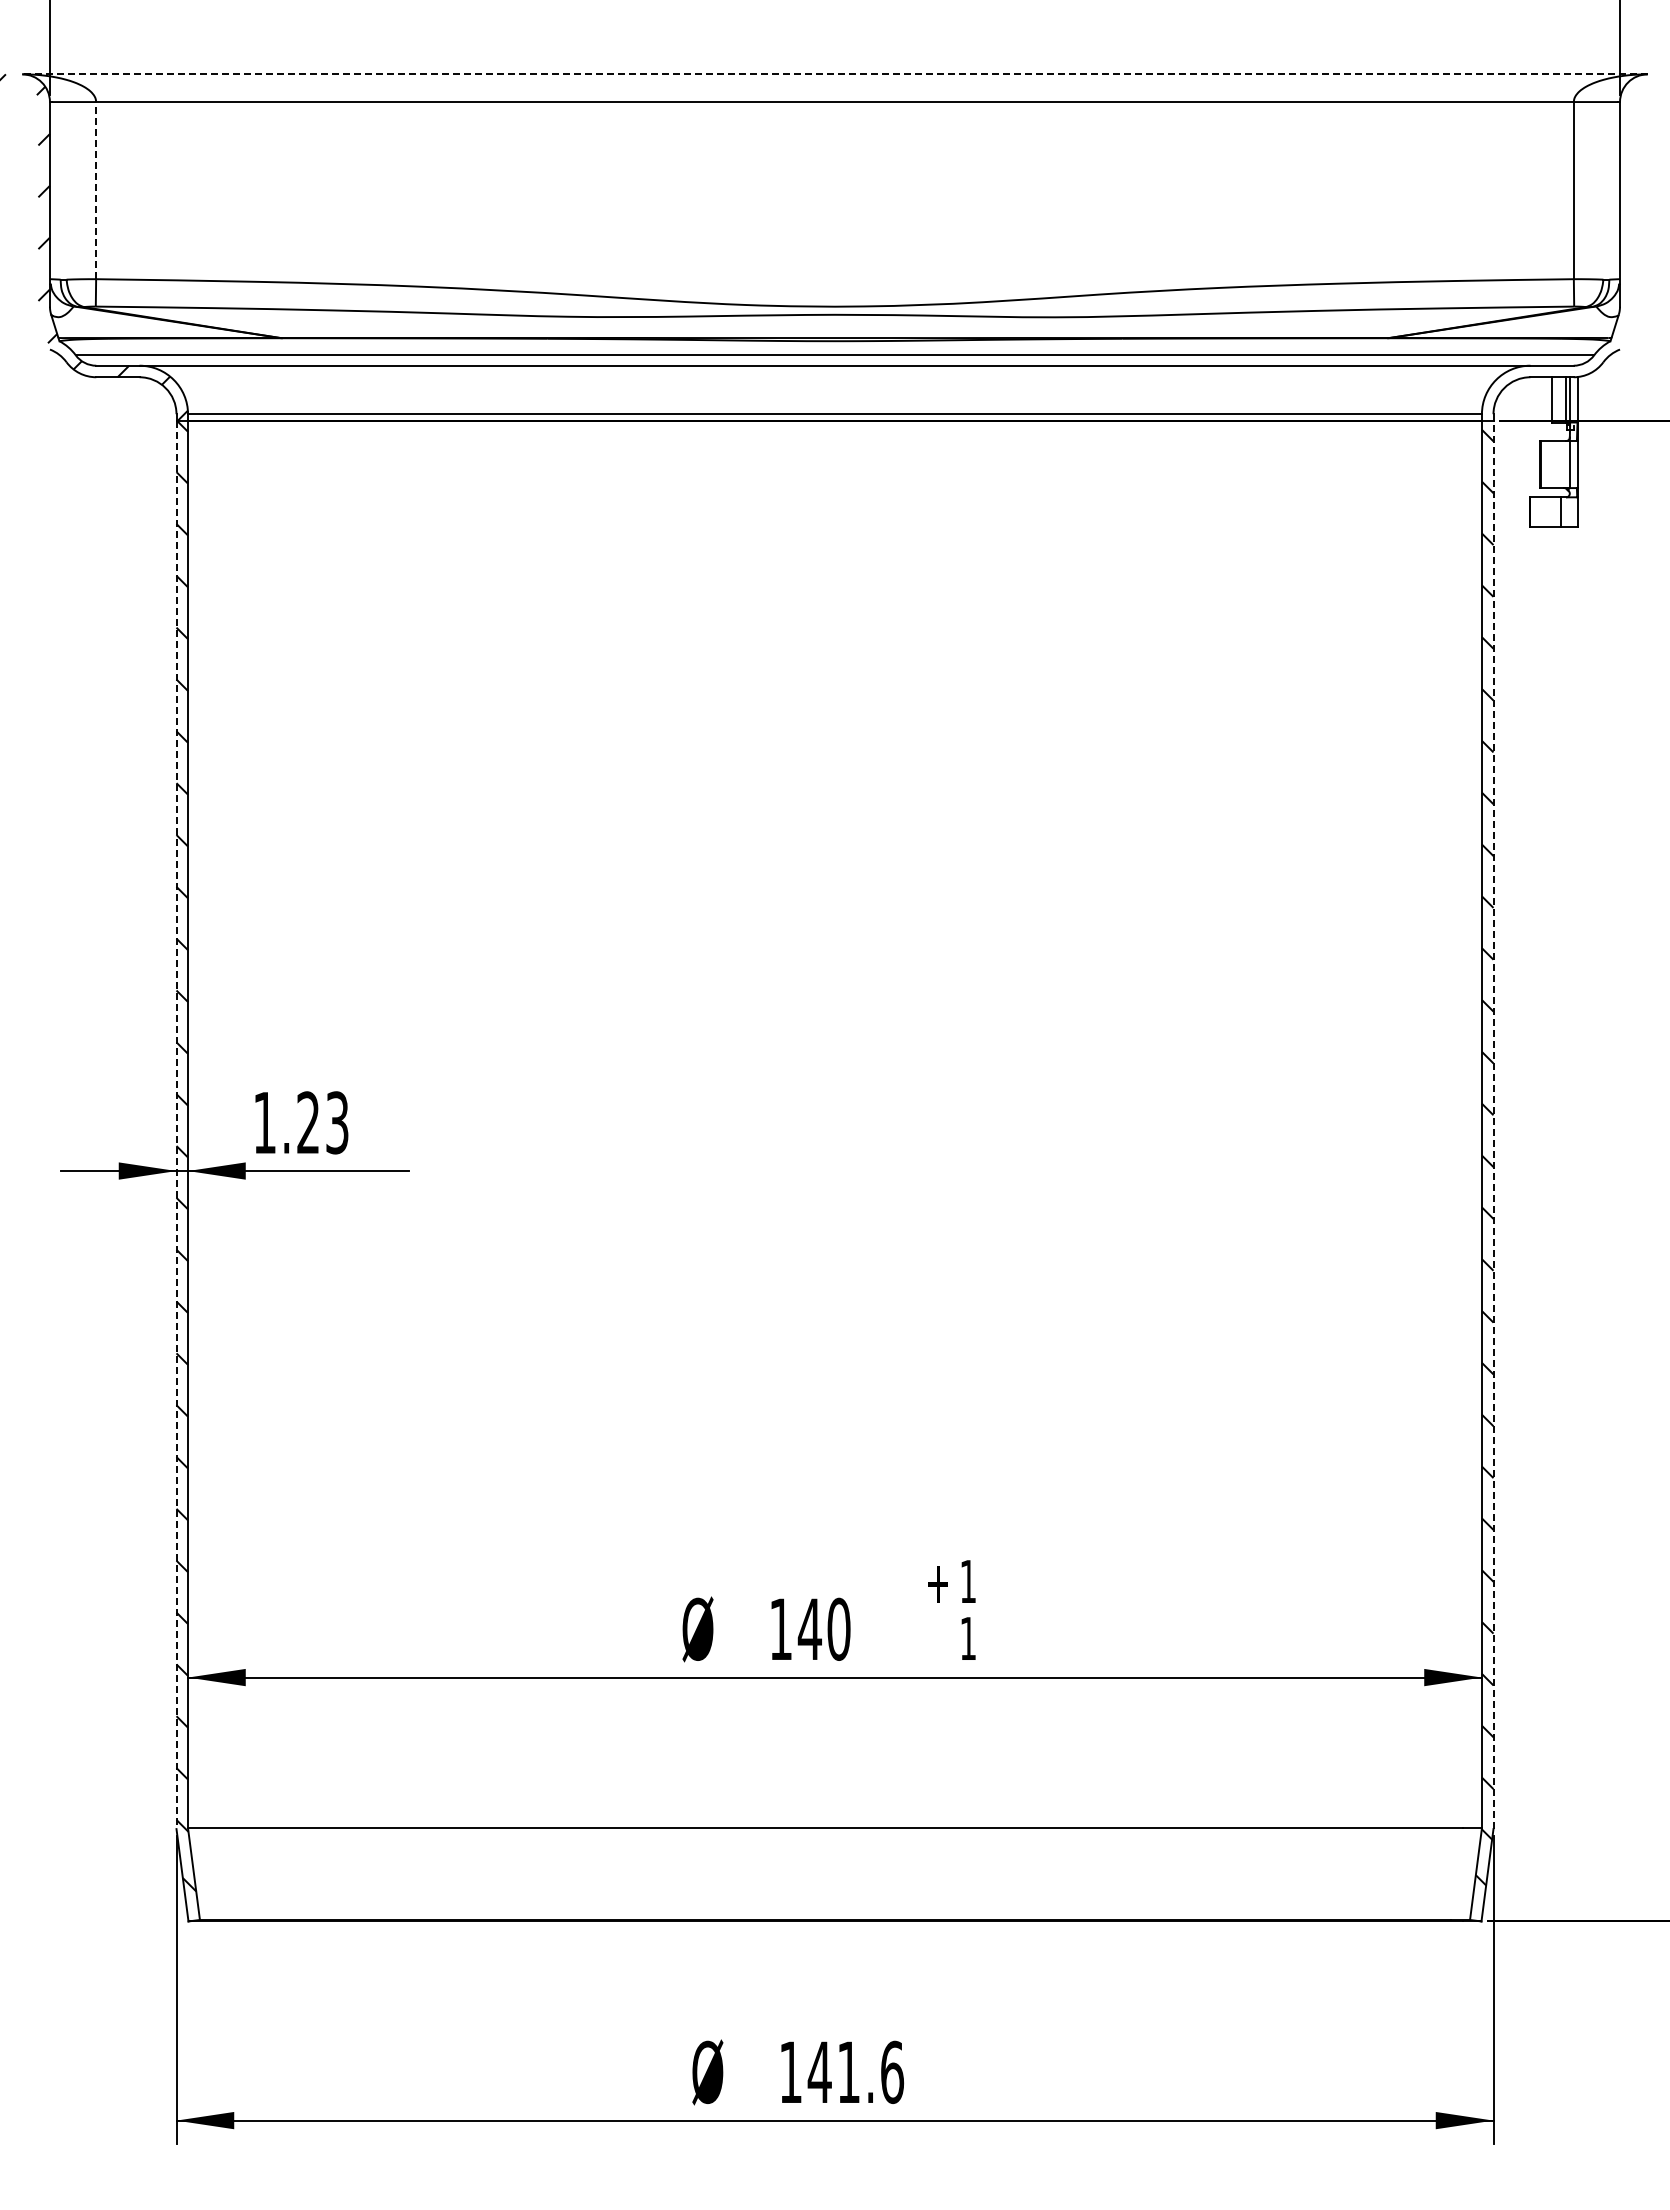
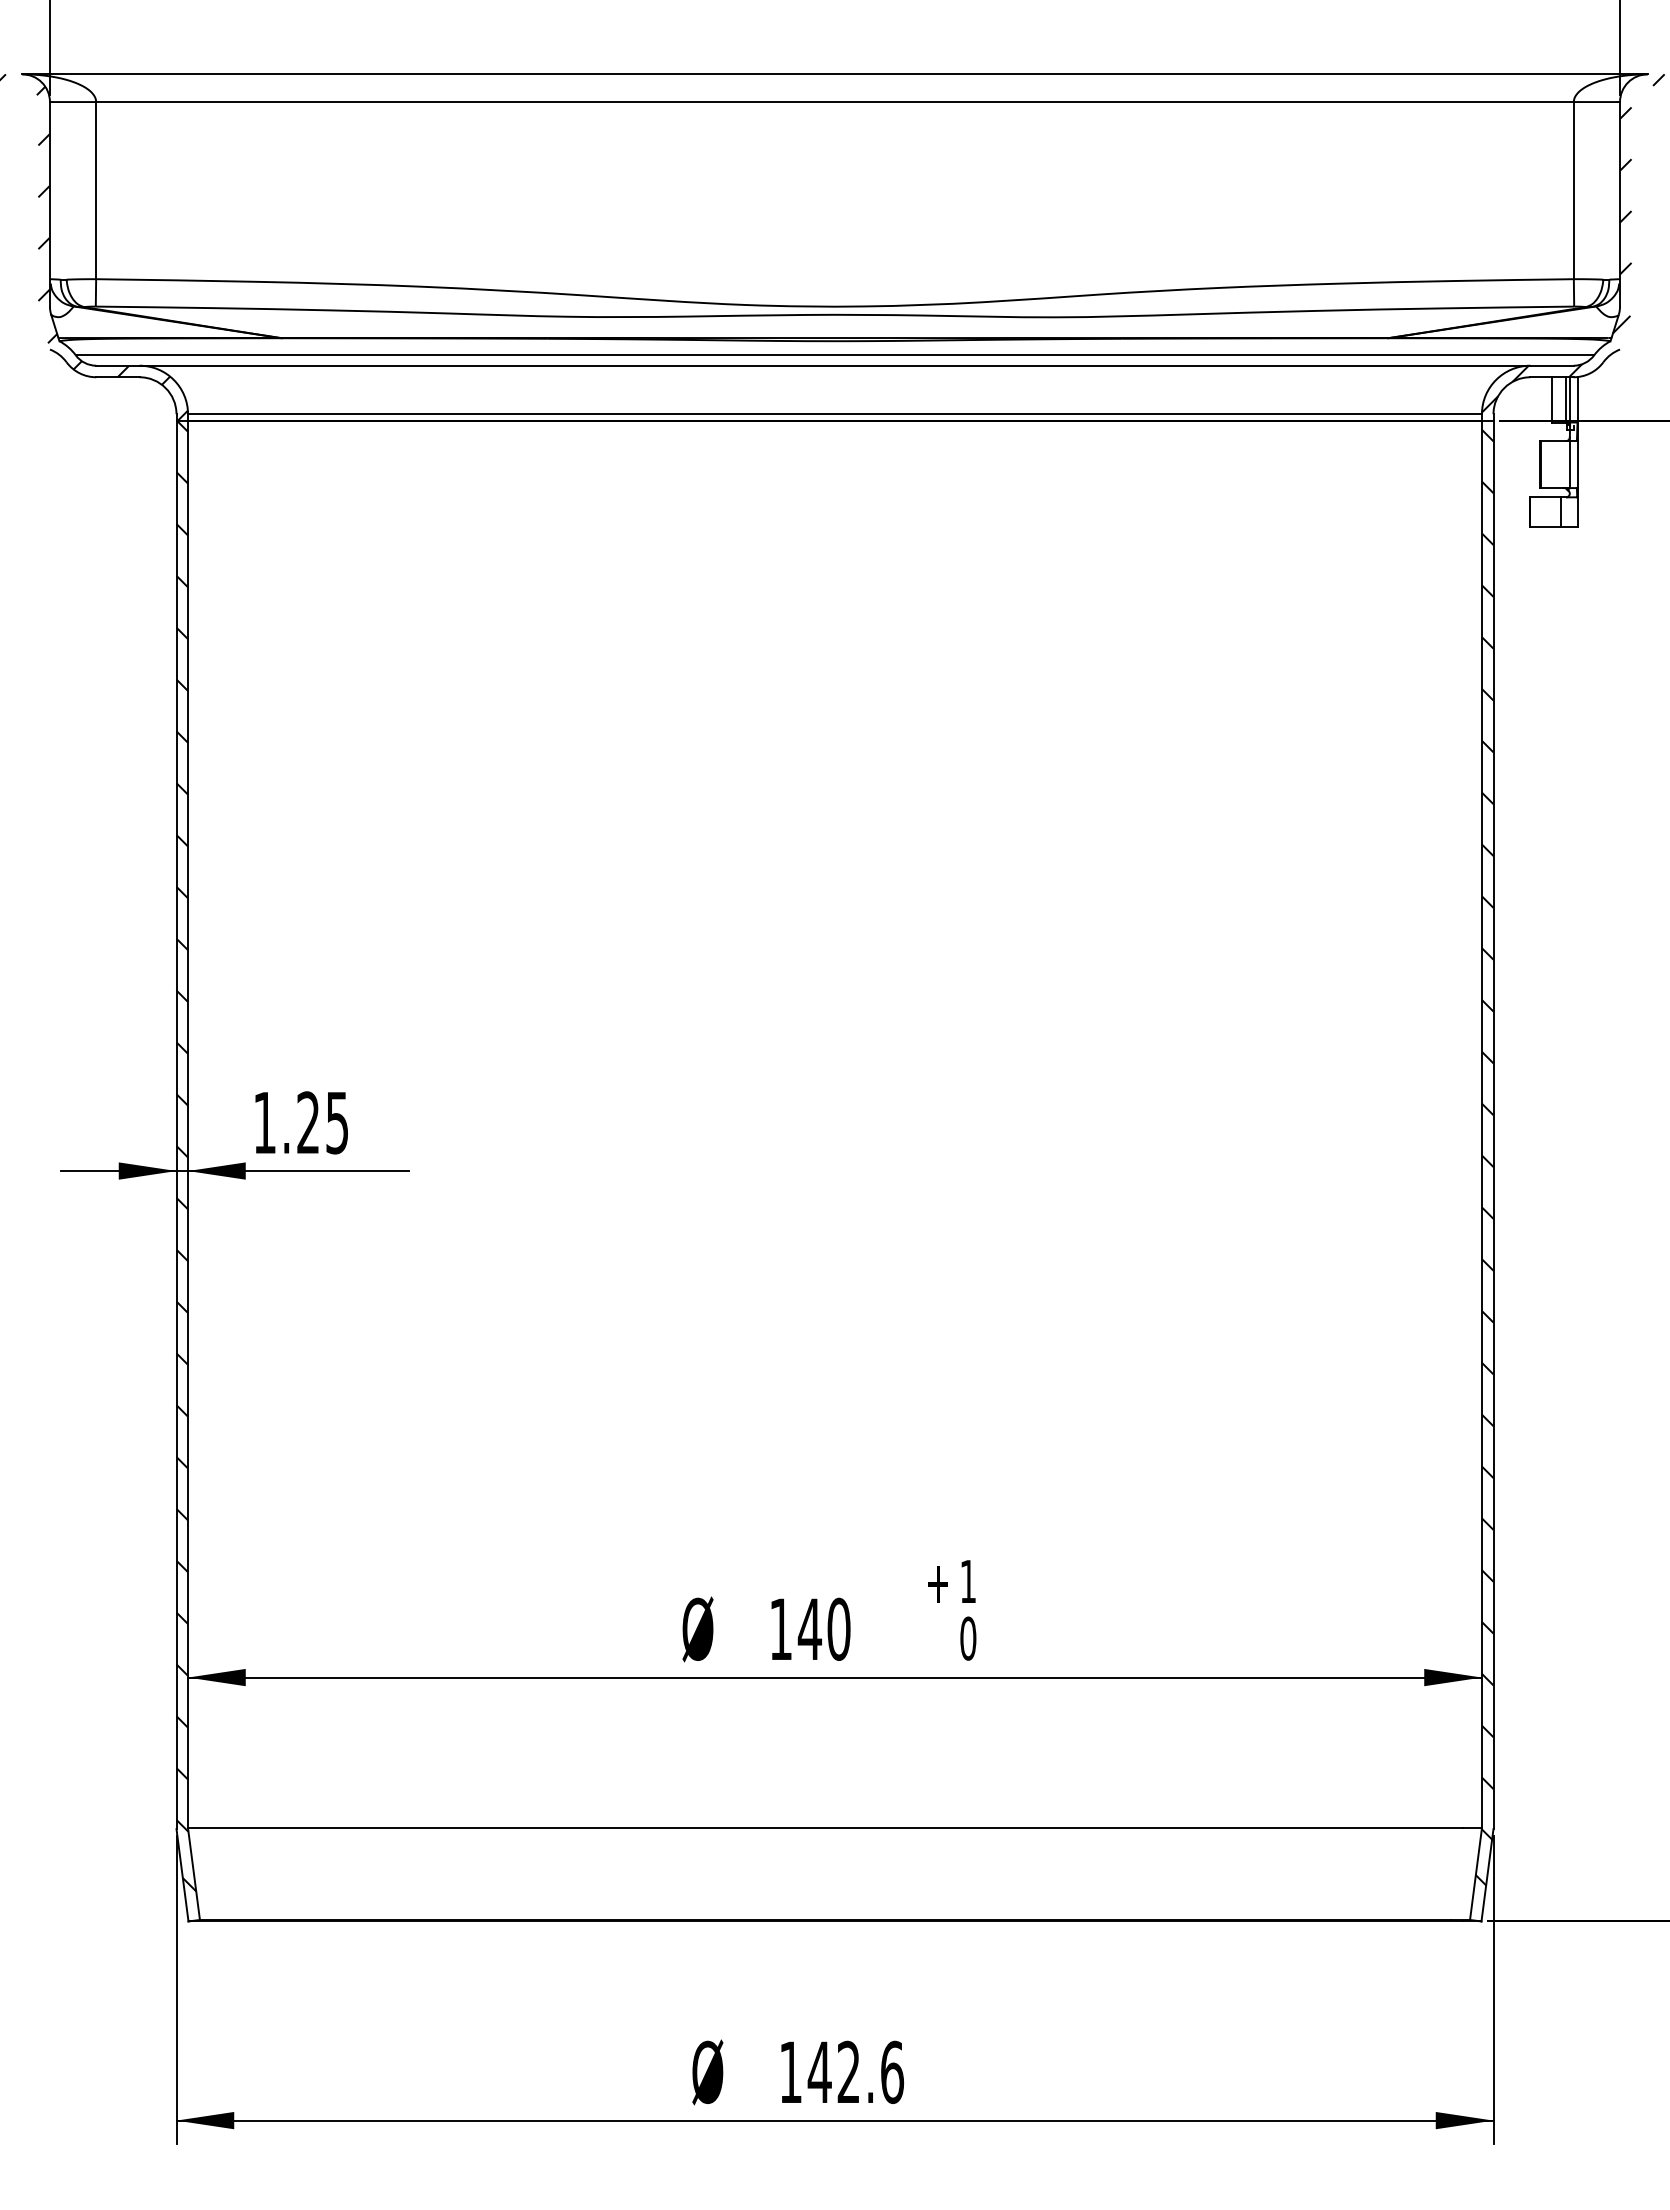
line: dashed -> solid (834, 74)
line: dashed -> solid (96, 190)
hatch: none -> present (1572, 243)
text: 1.23 -> 1.25 (337, 1122)
line: dashed -> solid (1493, 1124)
line: dashed -> solid (176, 1125)
text: 1 -> 0 (968, 1638)
text: 141.6 -> 142.6 (848, 2071)
